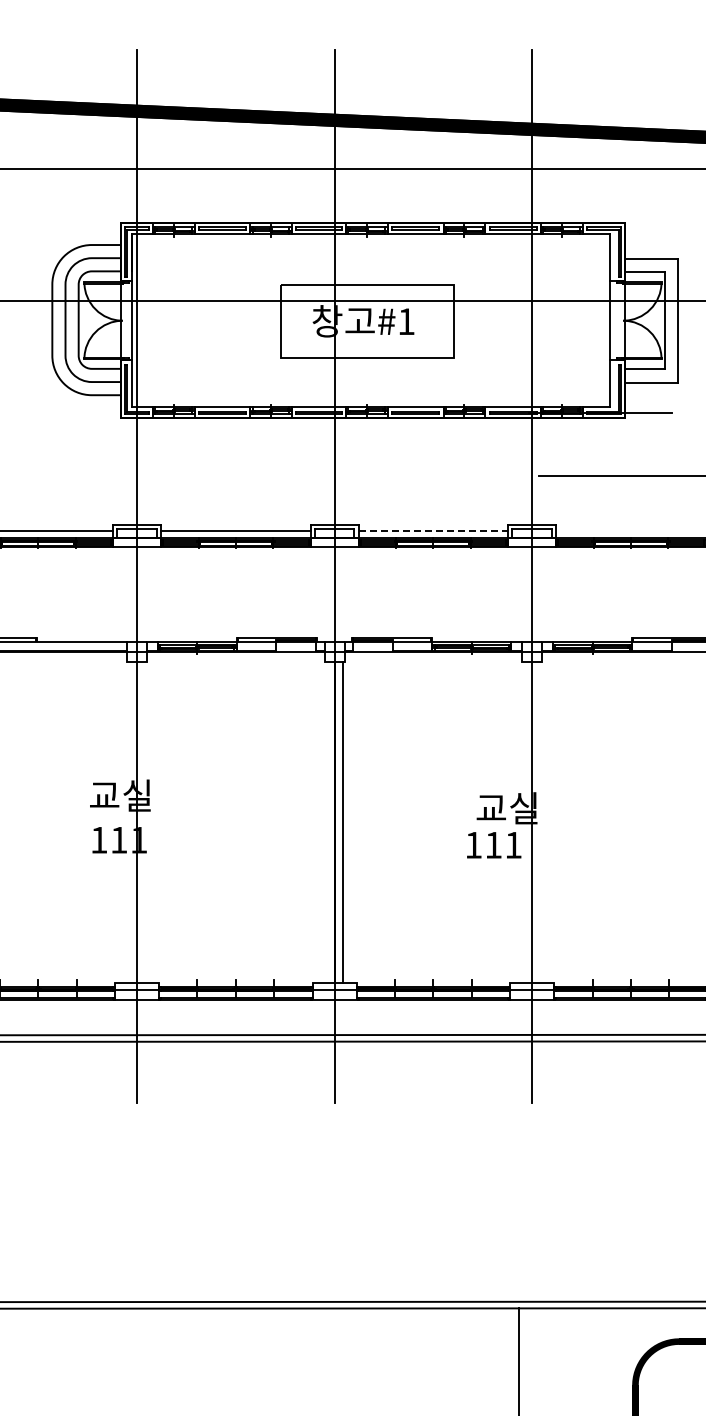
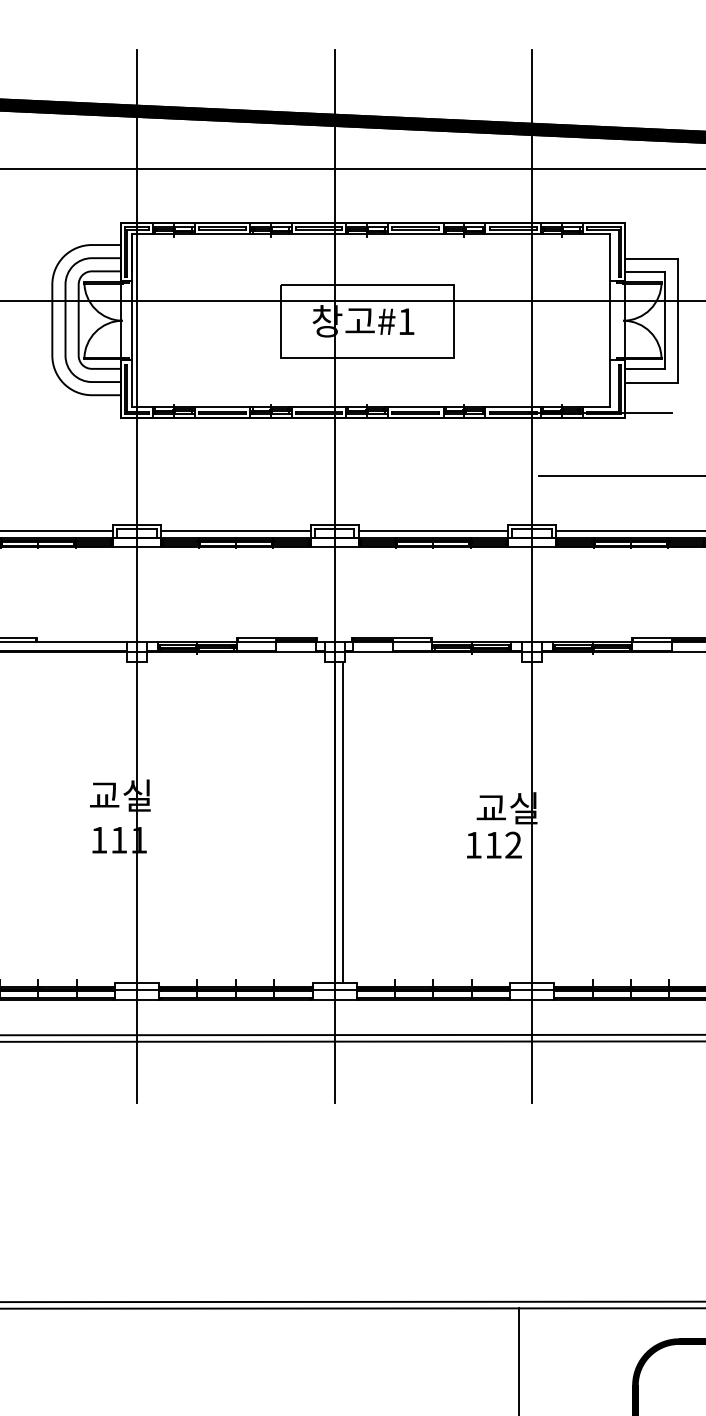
line: dashed -> solid (433, 530)
line: none -> present (629, 530)
text: 111 -> 112 (513, 844)
